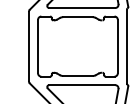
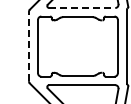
line: solid -> dashed (82, 8)
line: solid -> dashed (28, 46)
